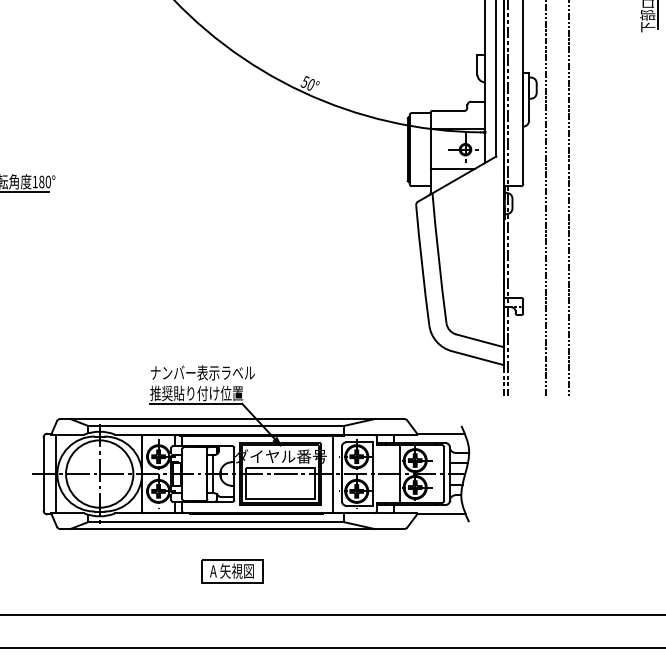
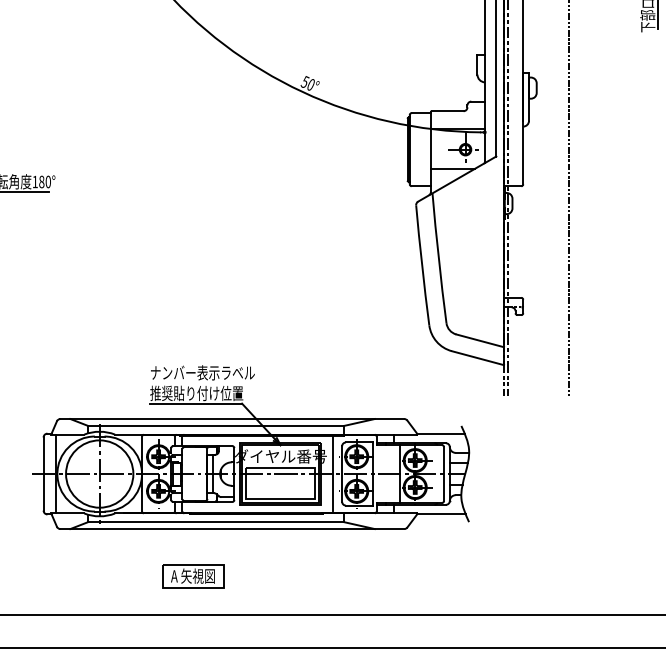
line: present -> none (546, 198)
part position: (232, 571) -> (193, 576) (193, 576)
